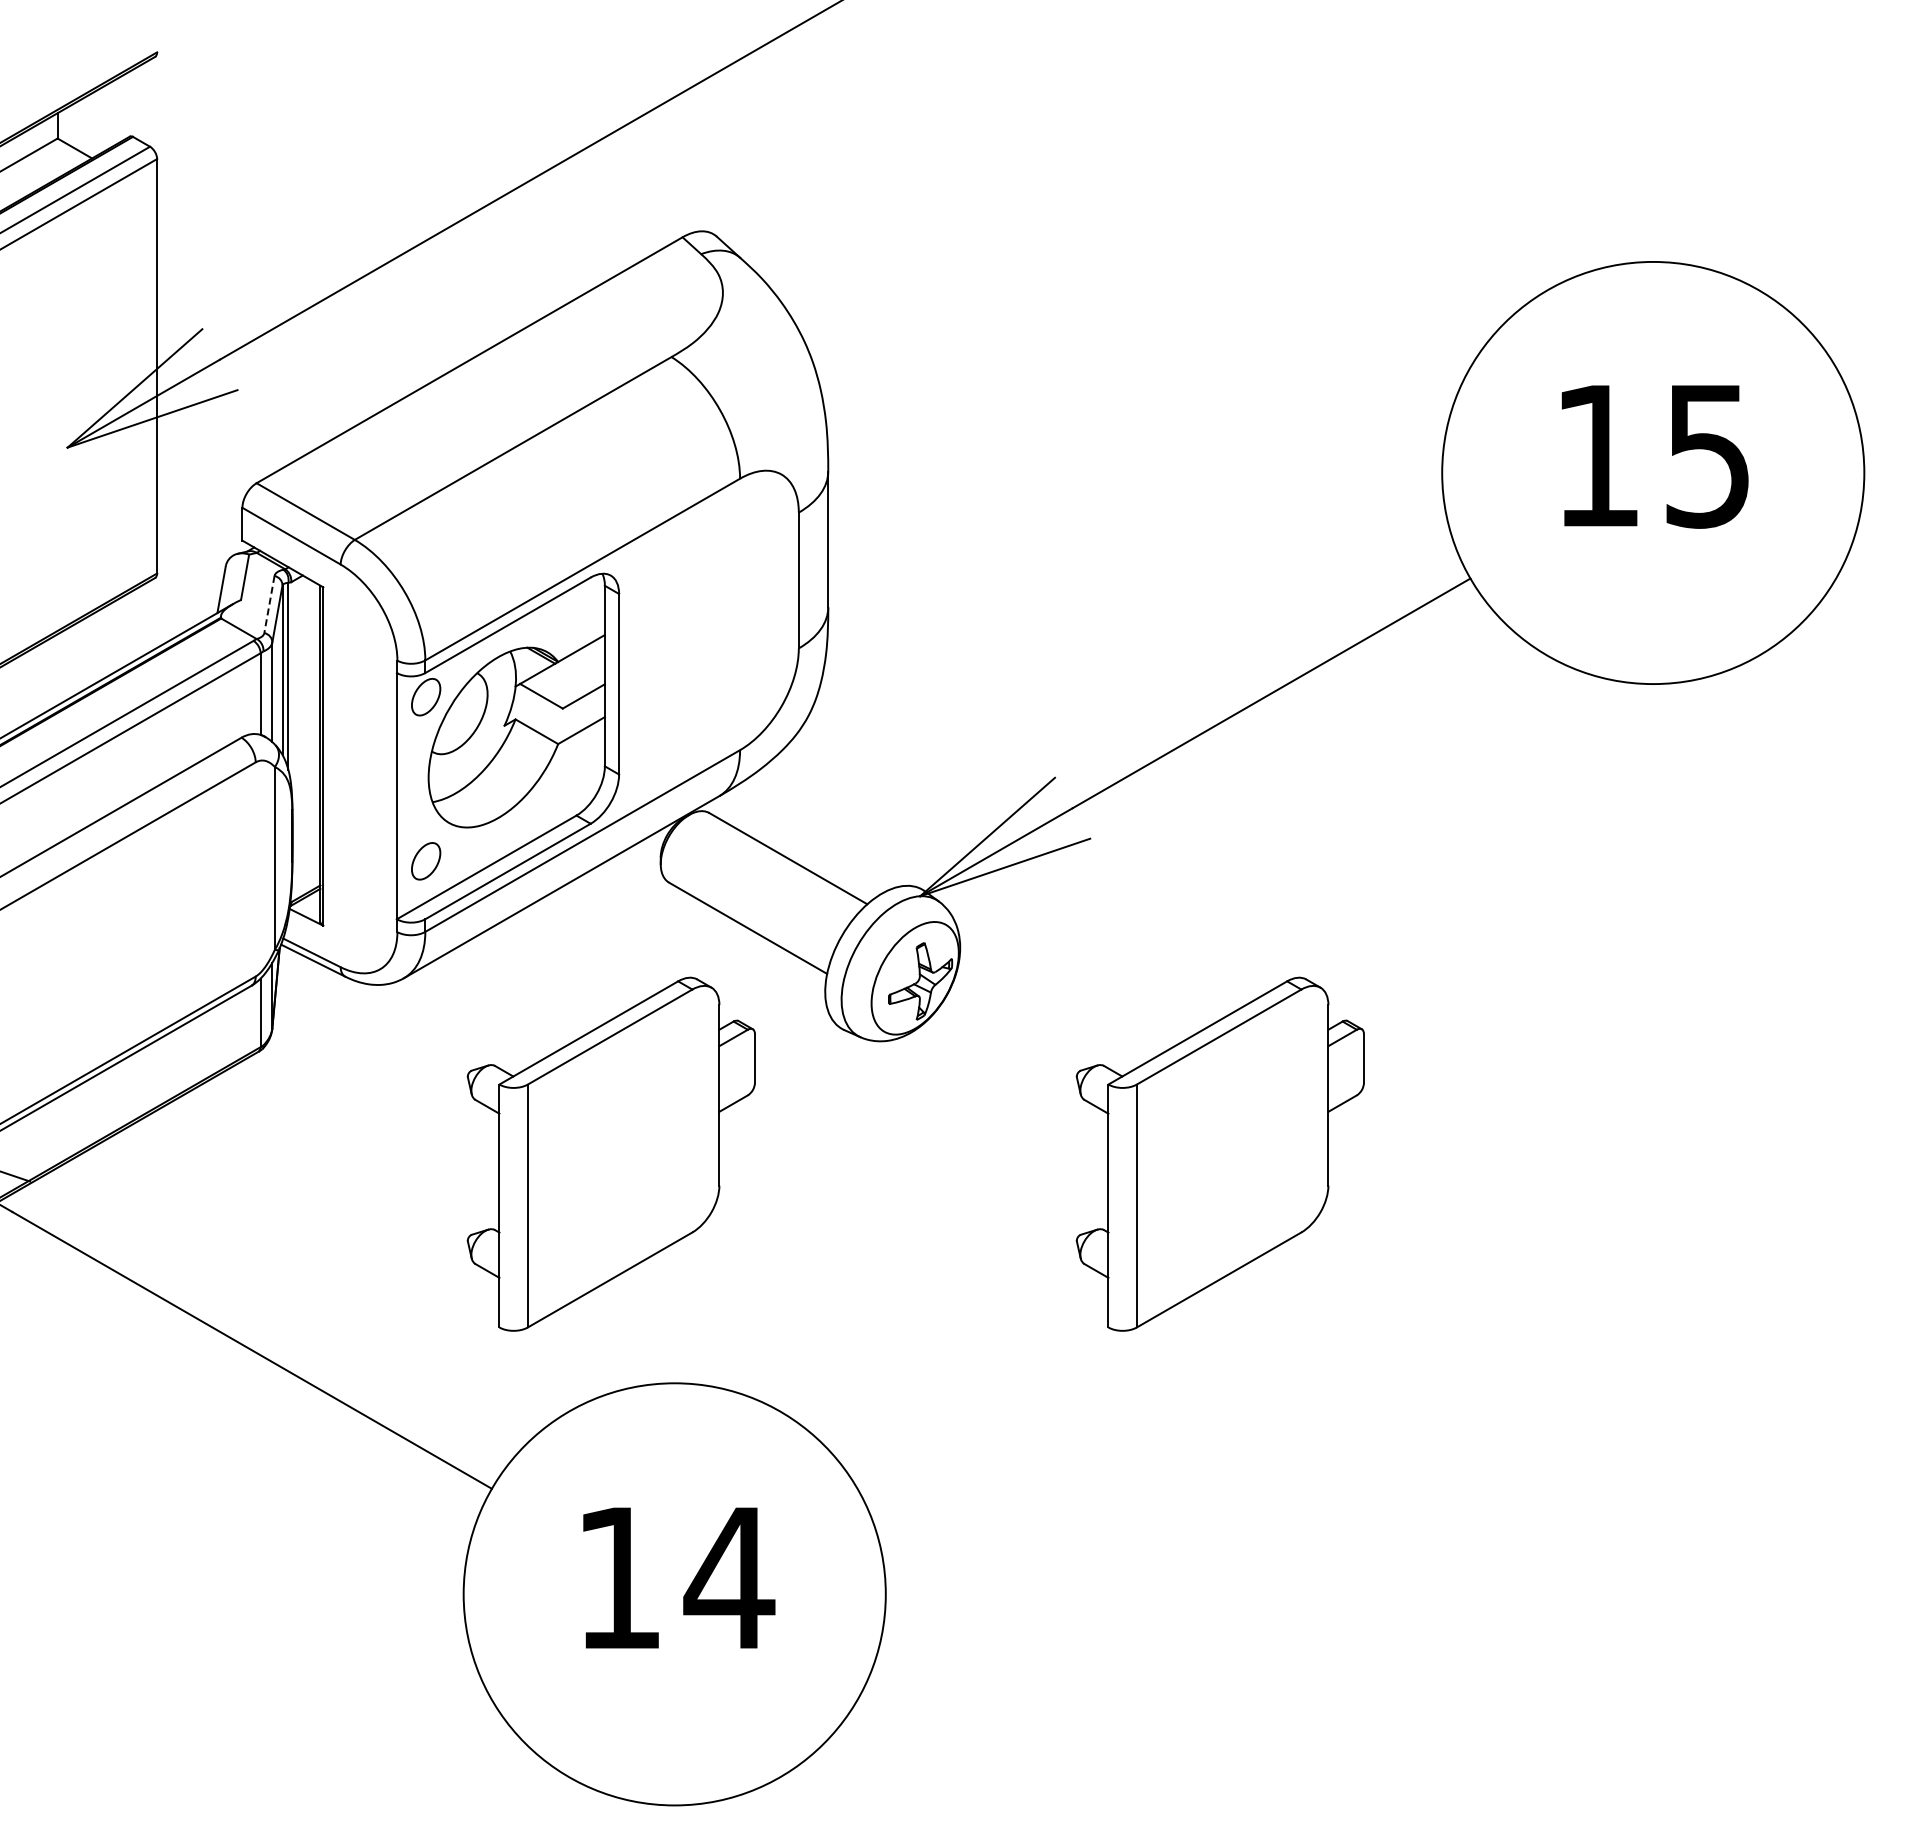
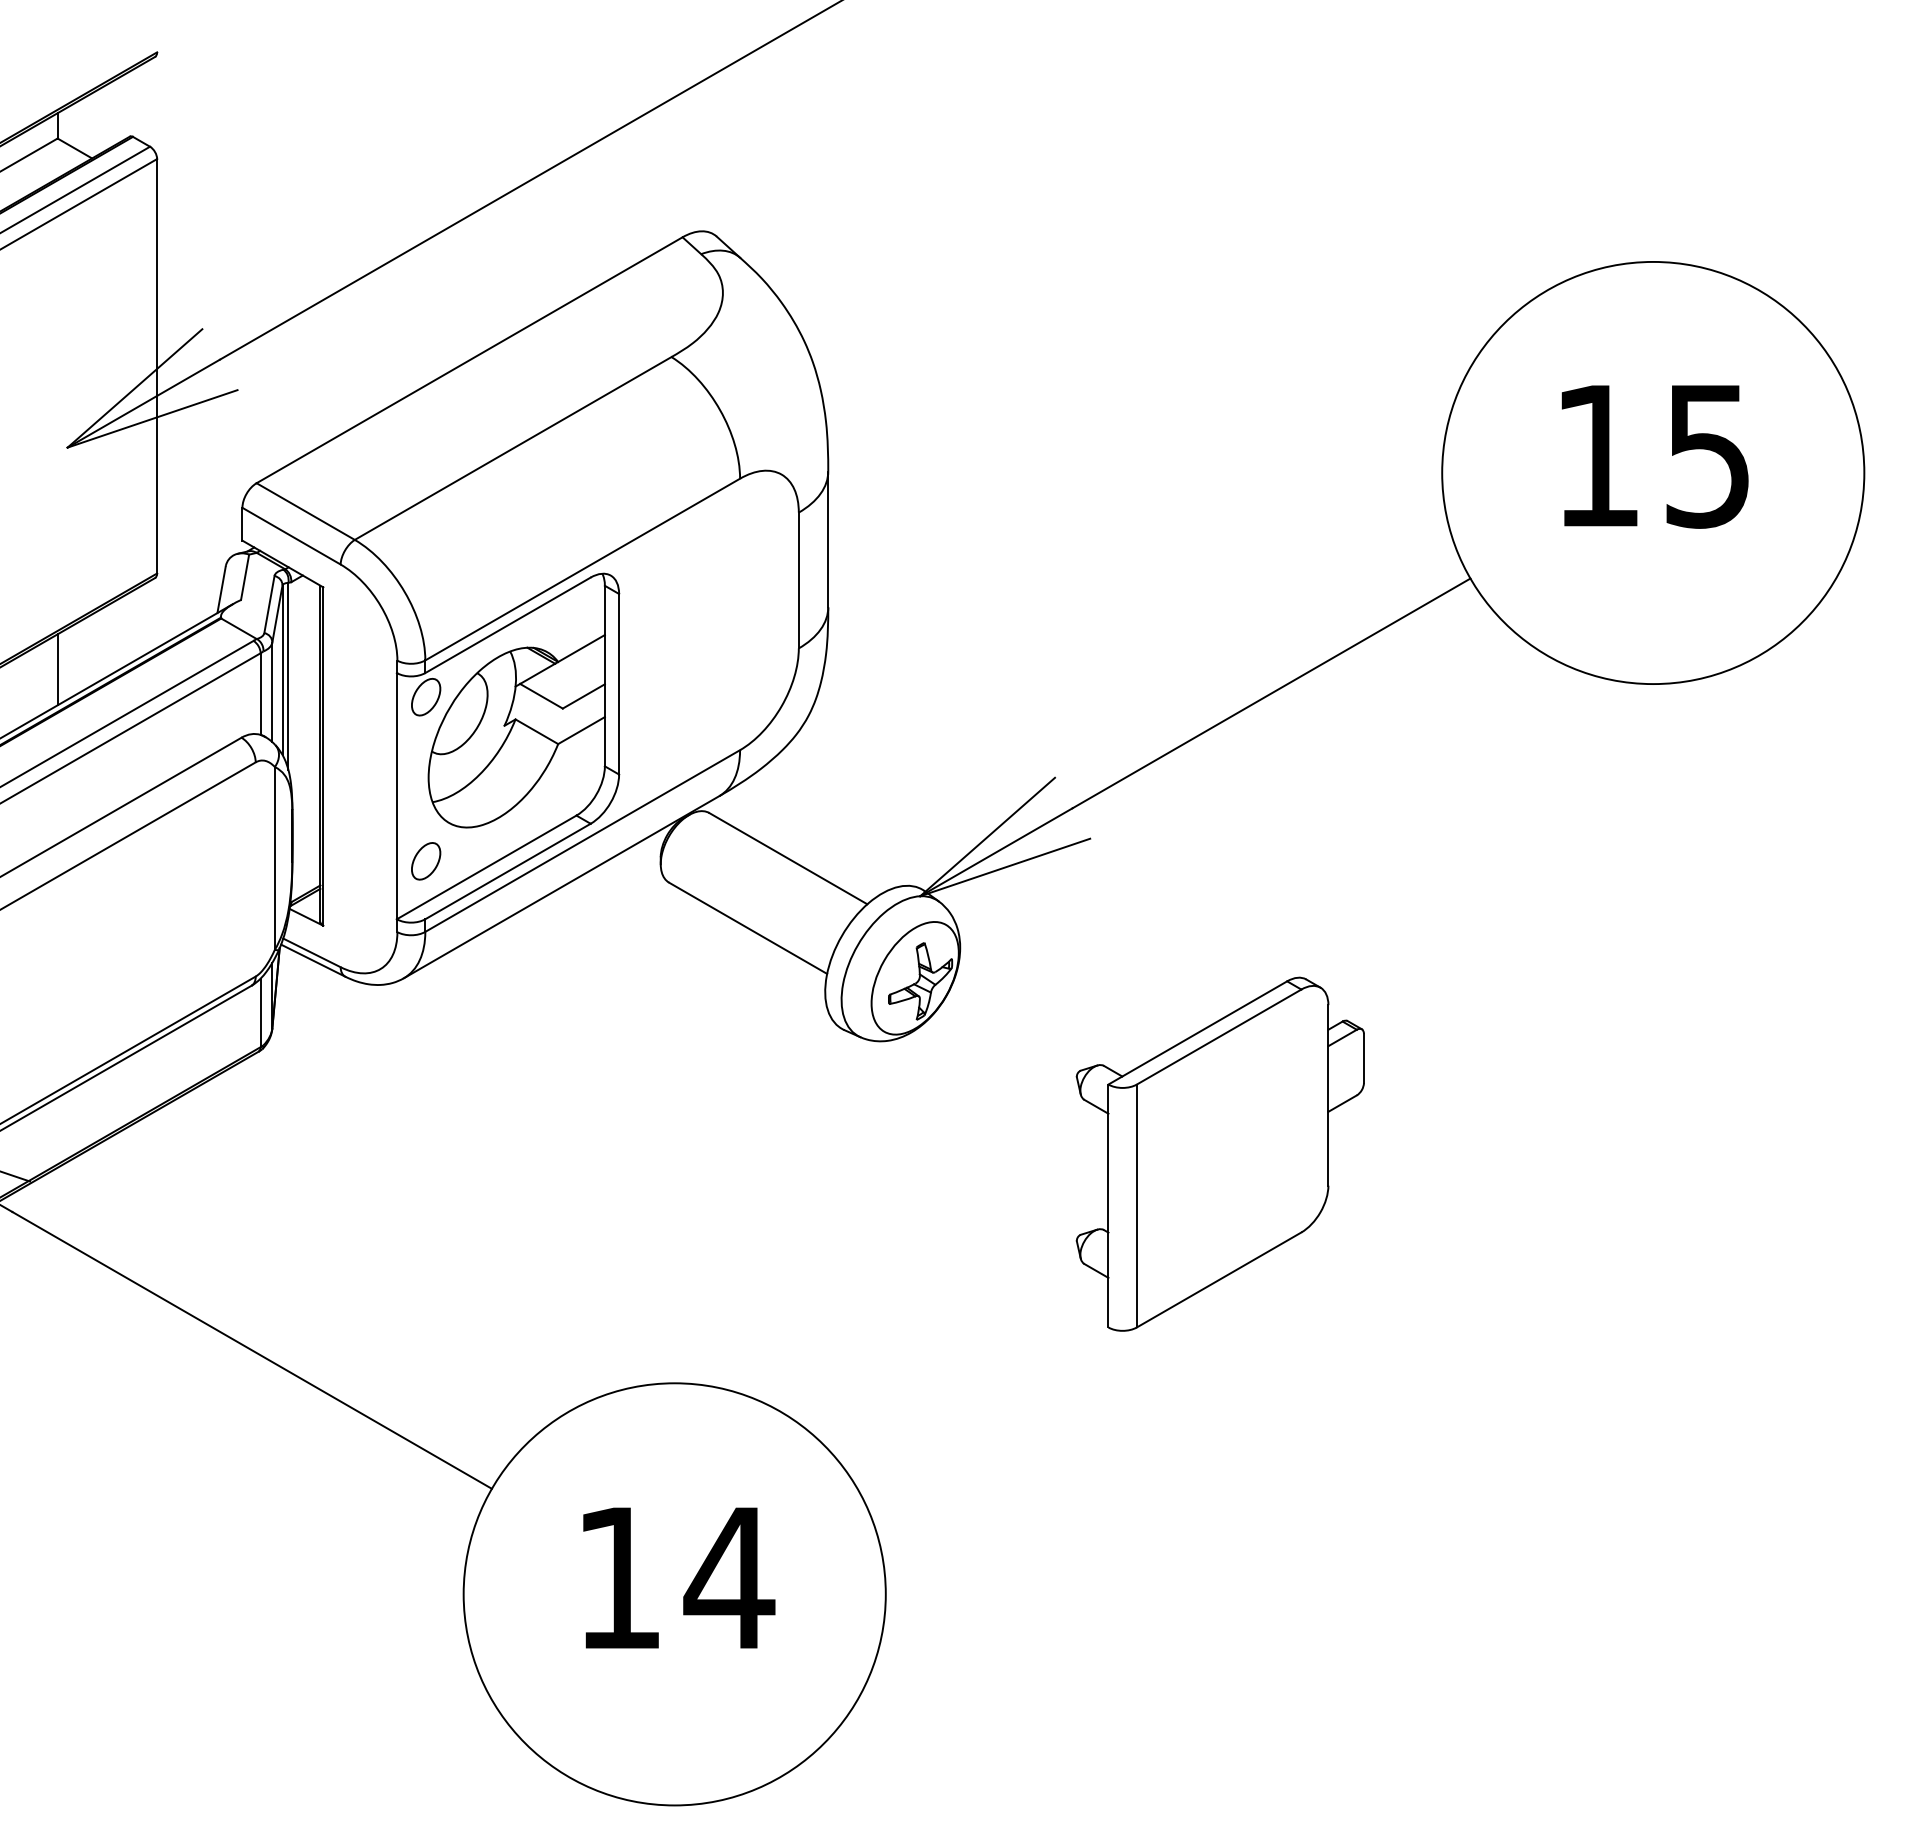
line: dashed -> solid (269, 604)
line: none -> present (57, 669)
part: present -> none (610, 1153)
